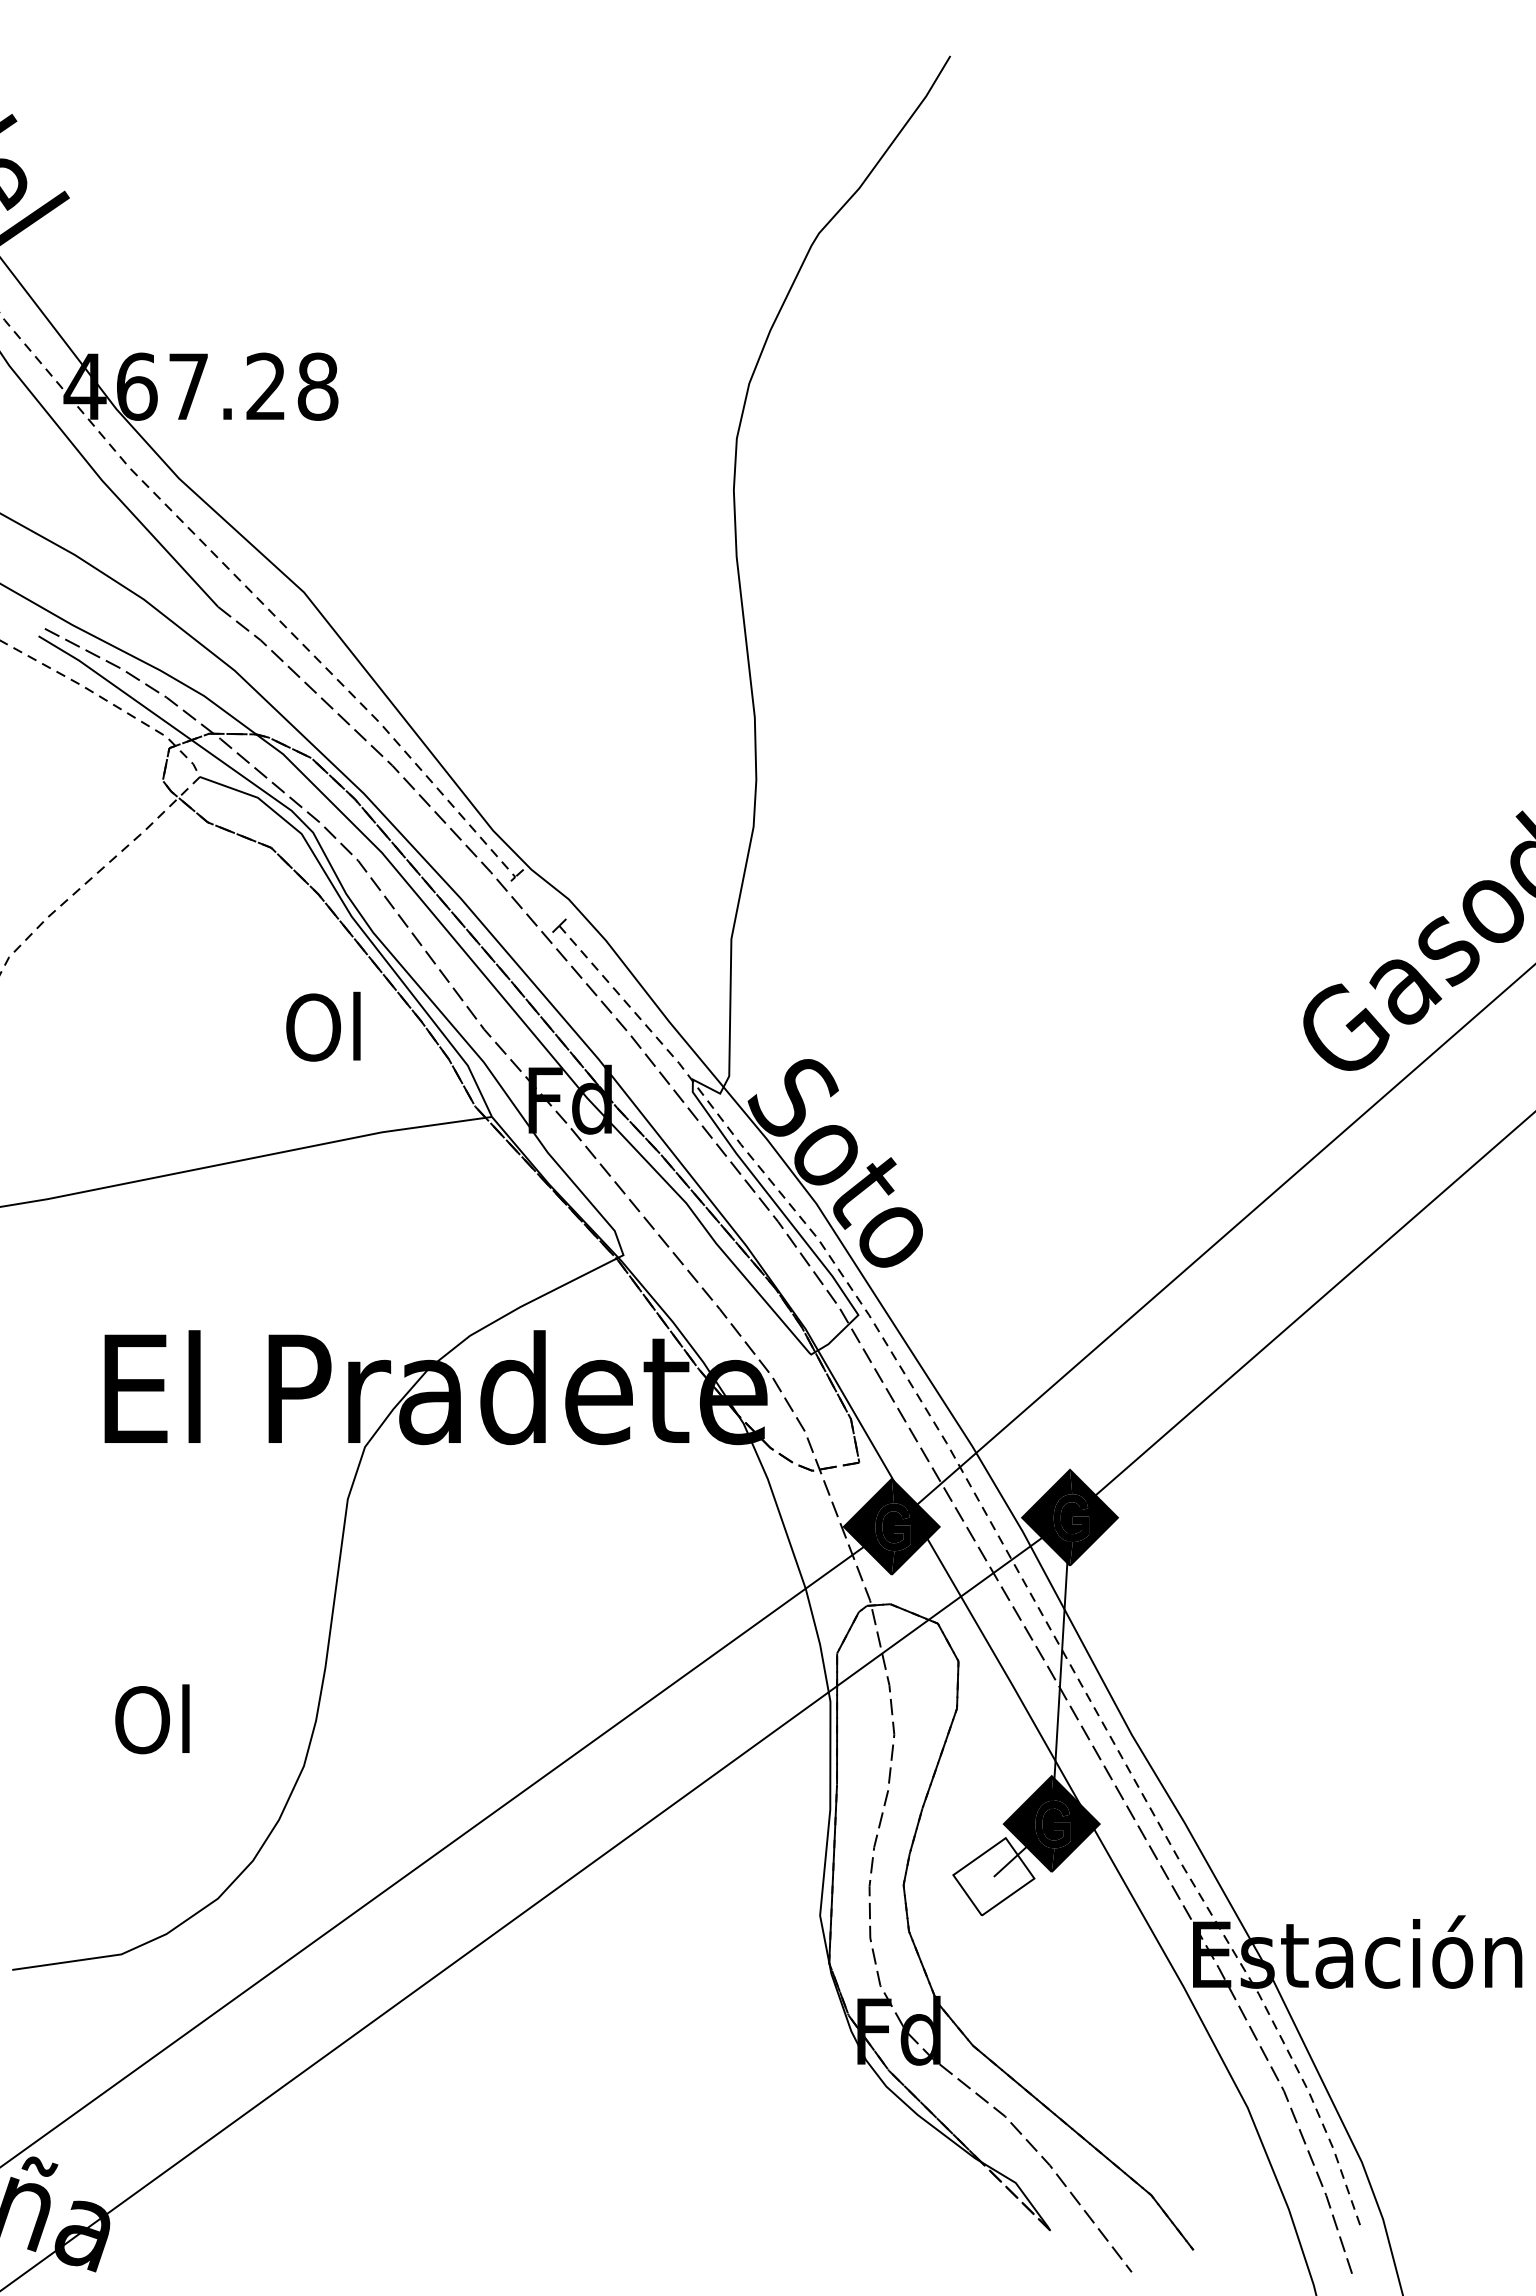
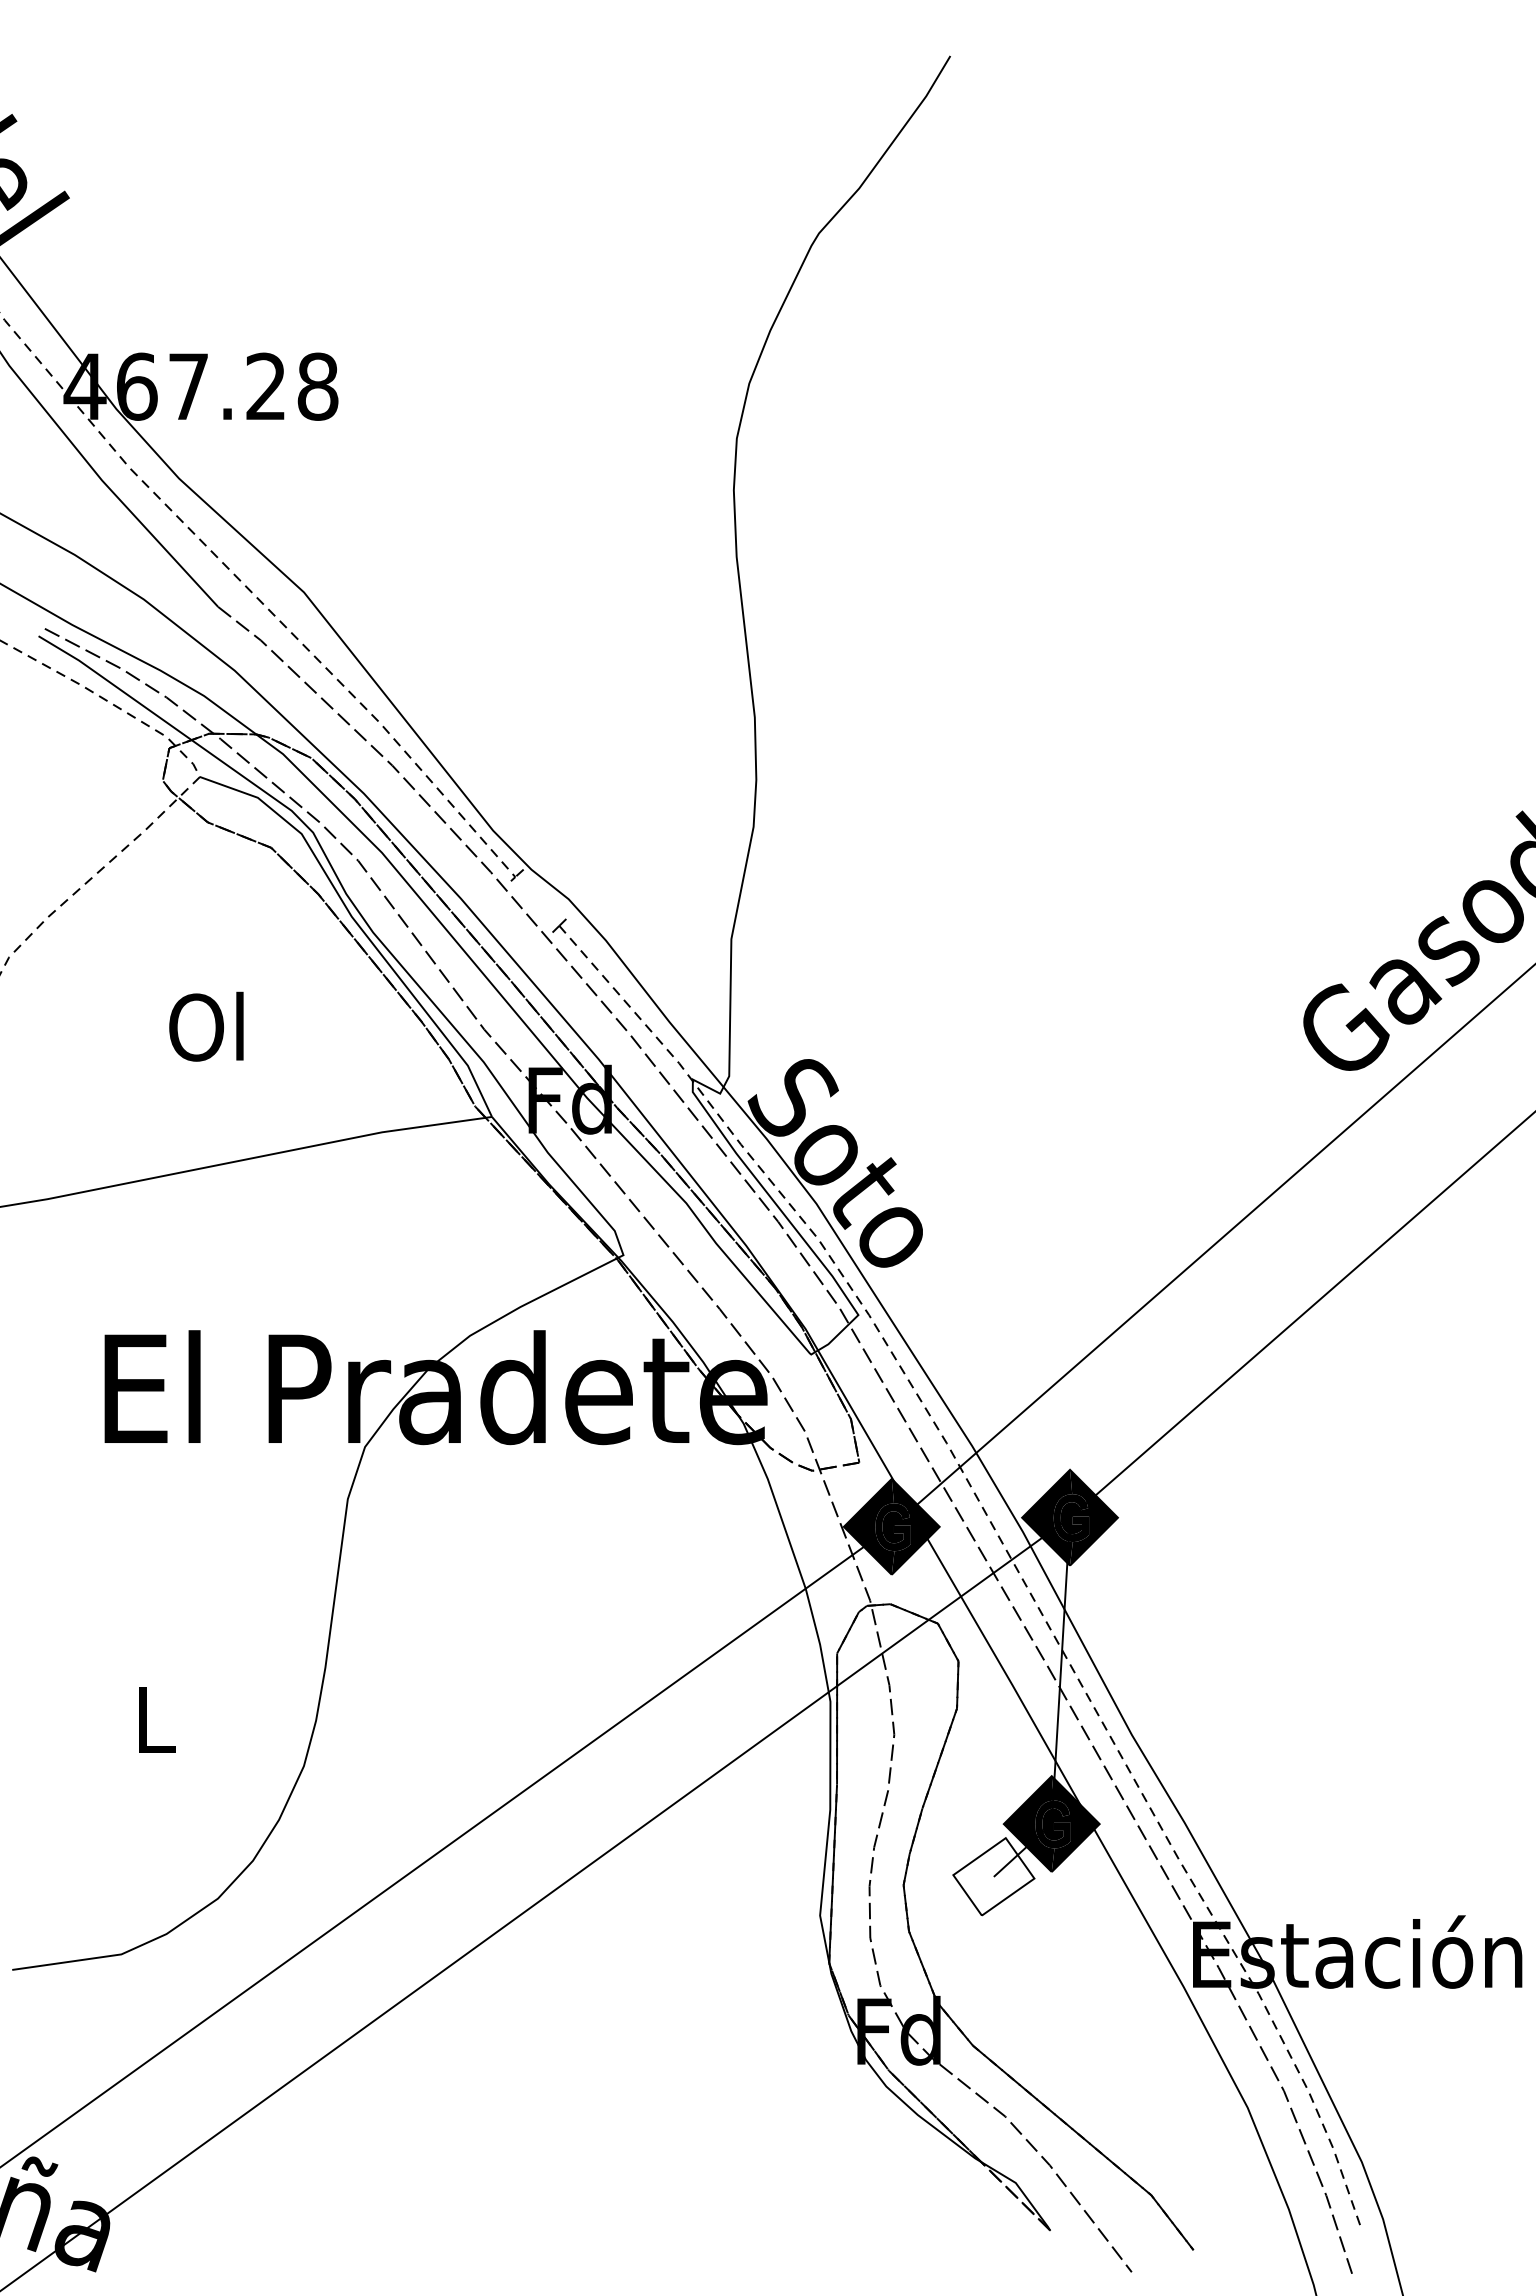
text position: (323, 1026) -> (206, 1026) (206, 1026)
text: Ol -> L (152, 1719)
